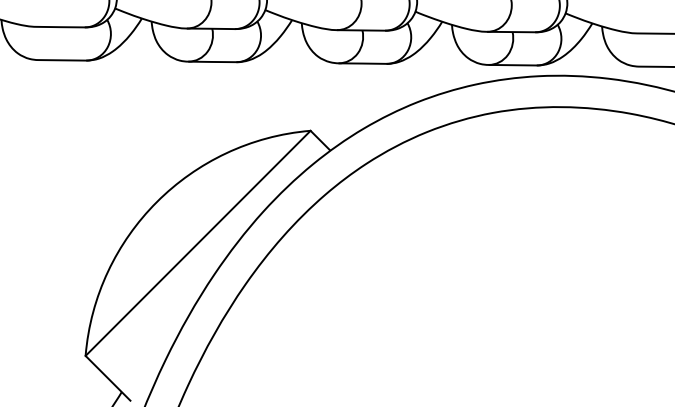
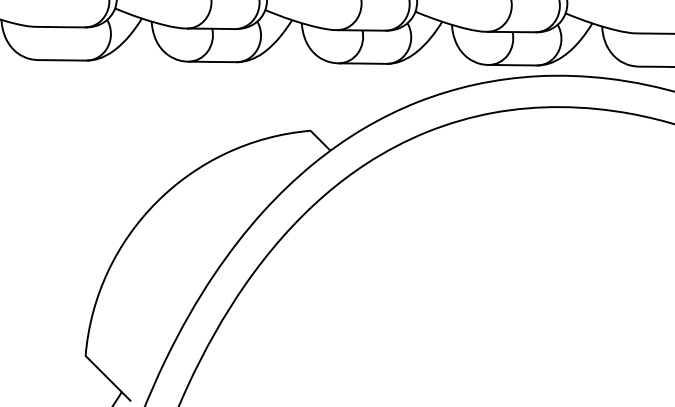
line: present -> none (197, 242)
